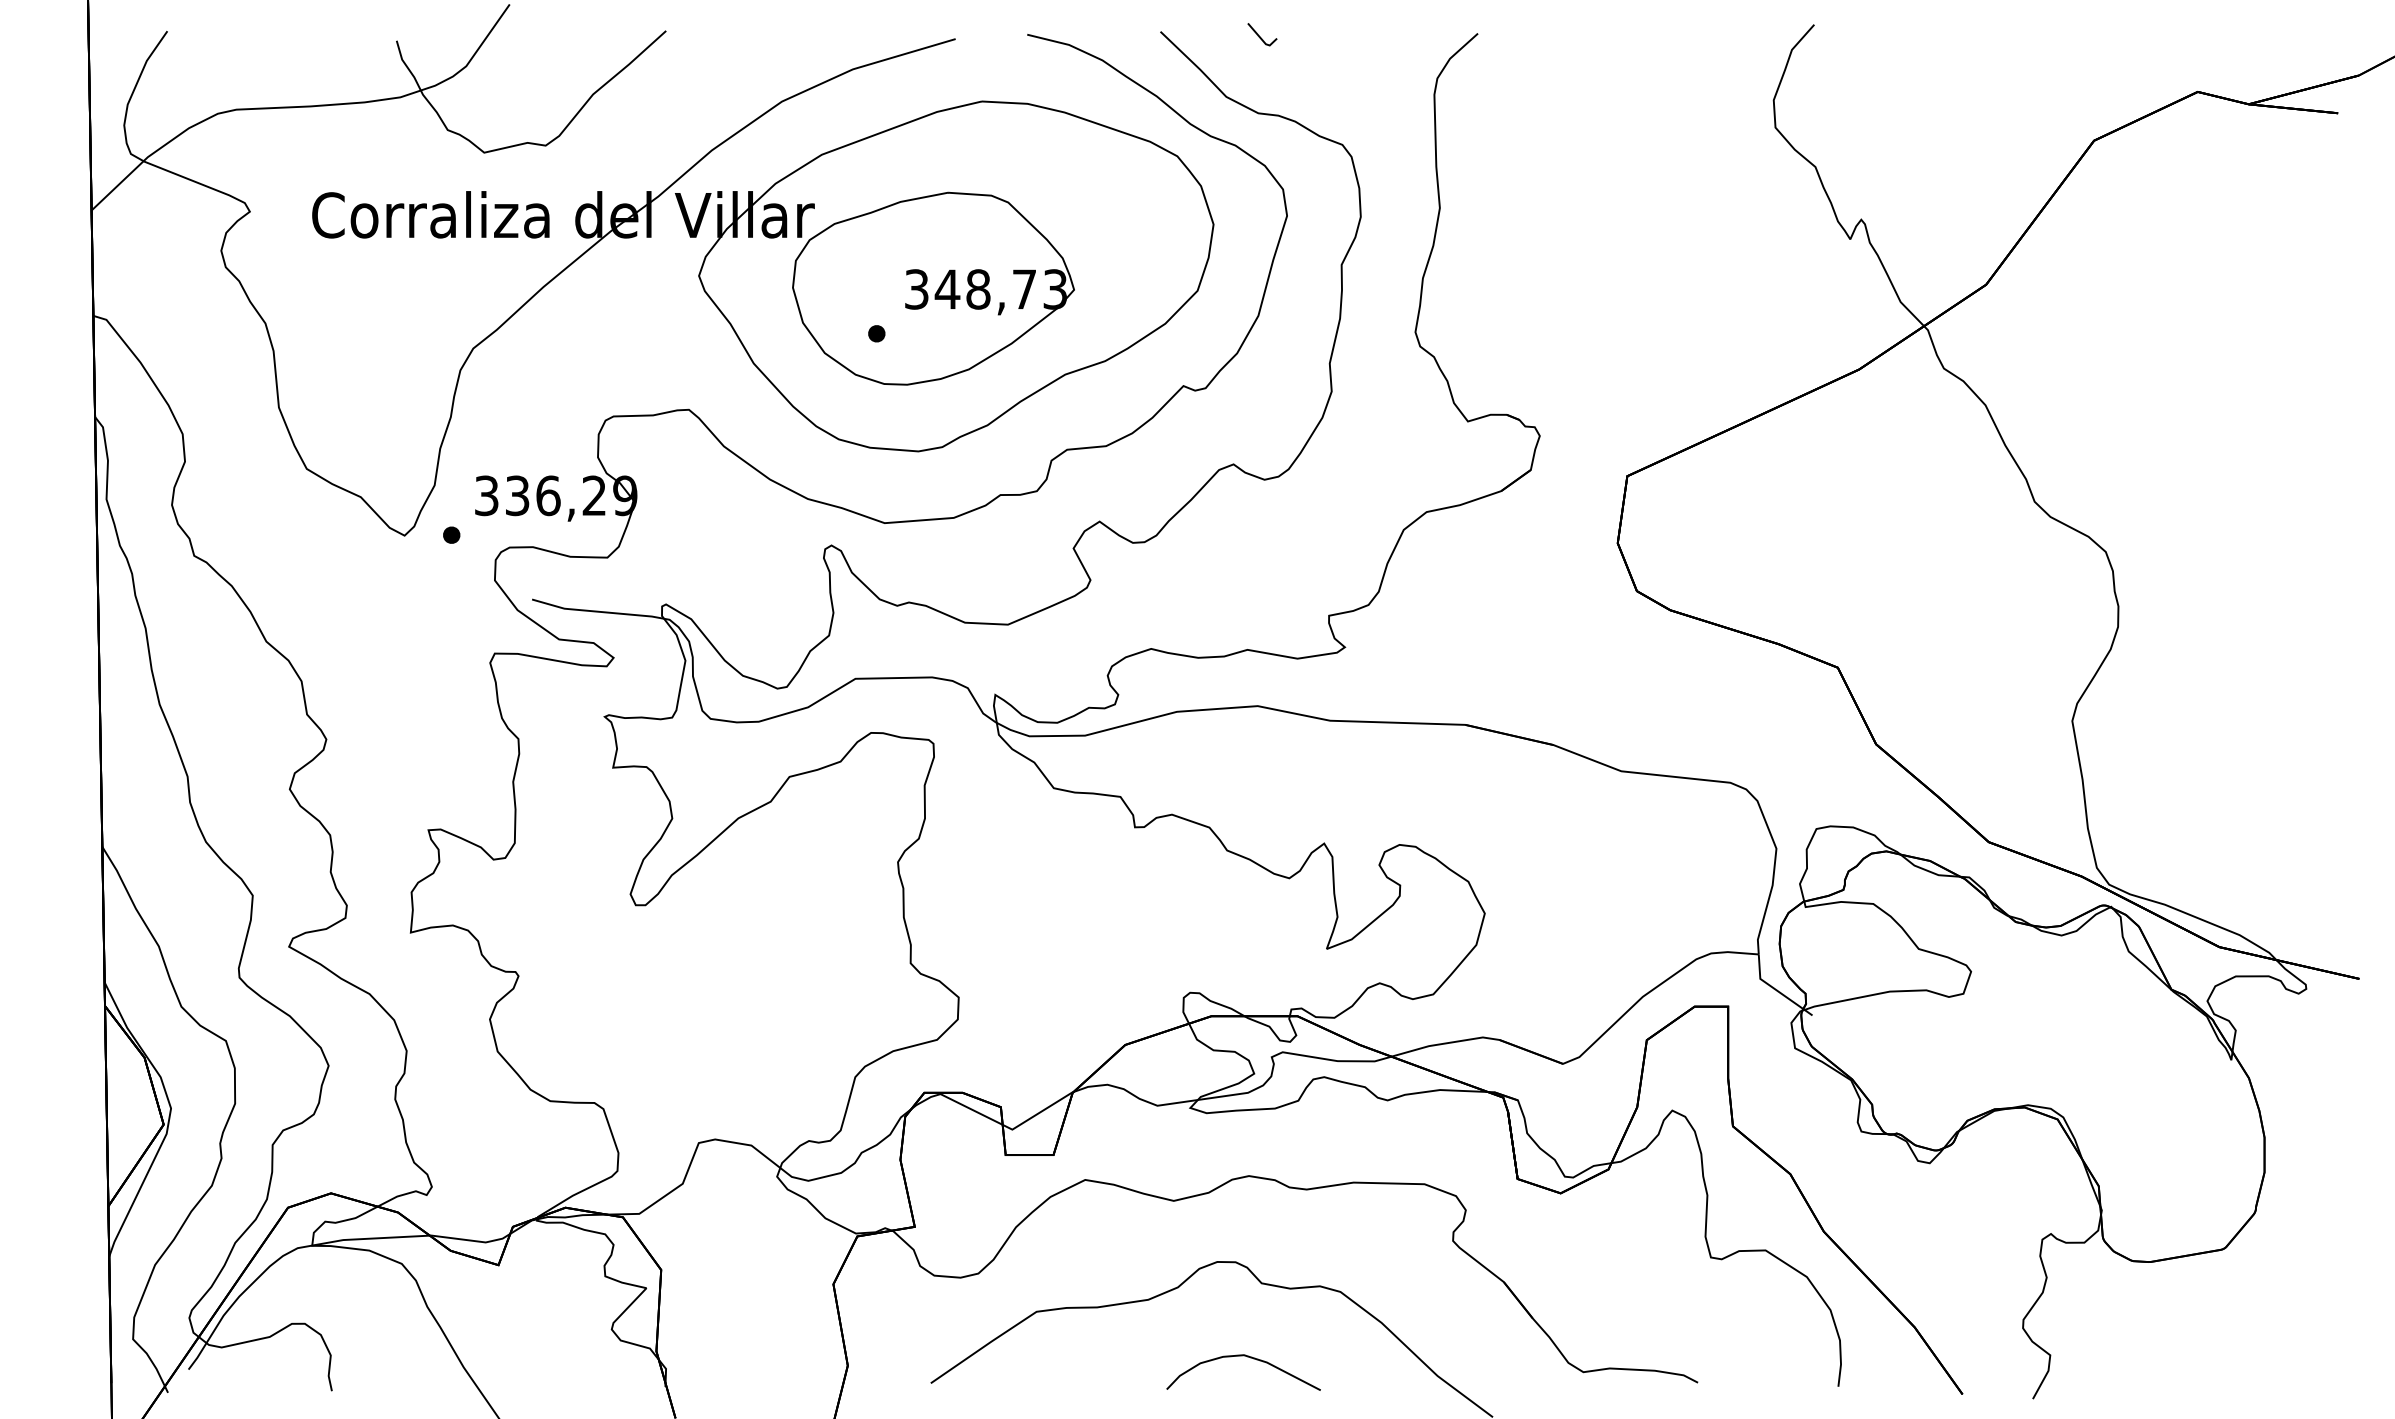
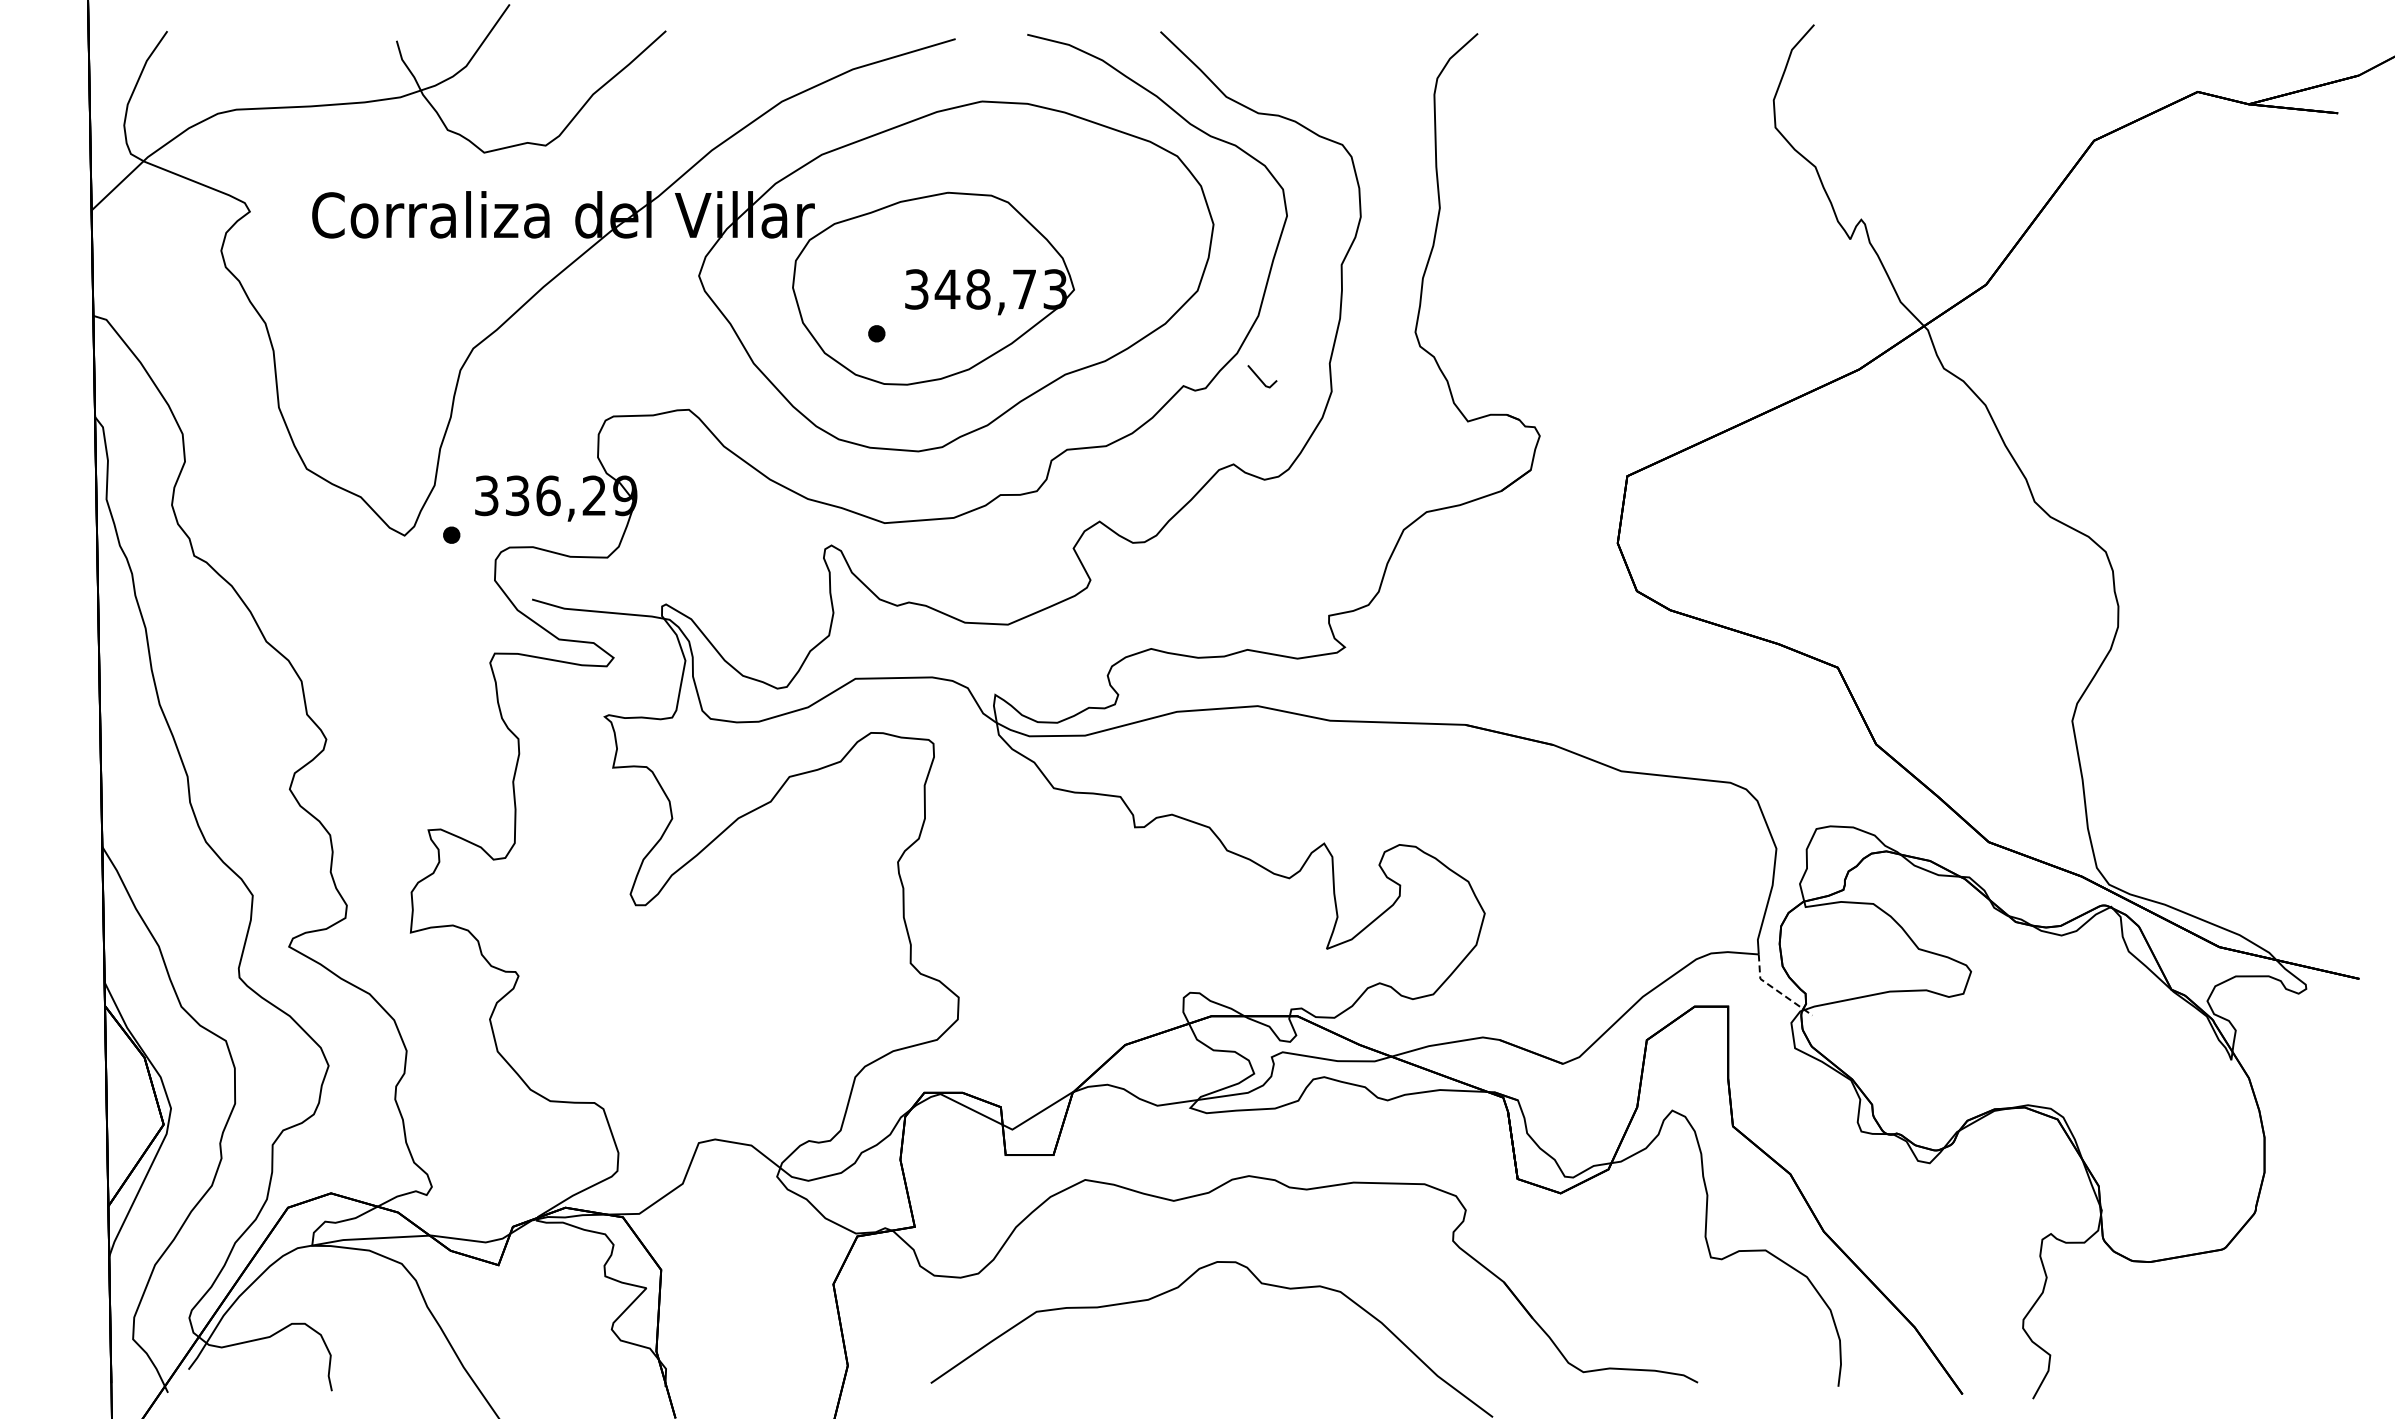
line position: (1260, 36) -> (1260, 378) (1260, 378)
line: solid -> dashed (1775, 989)
curve: present -> none (1247, 1357)
